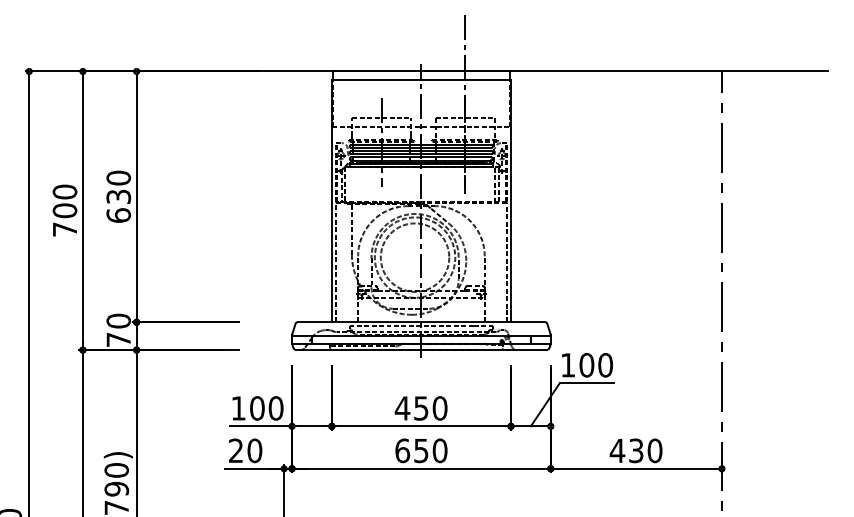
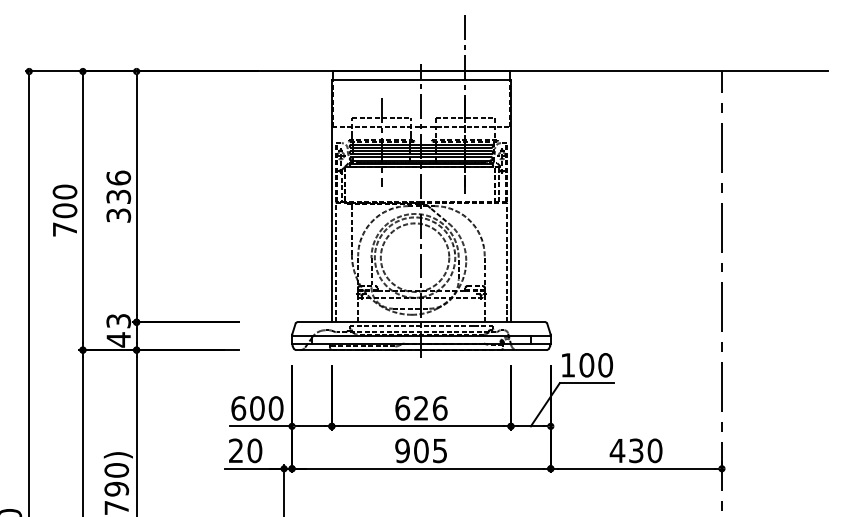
text: 630 -> 336 (118, 196)
text: 70 -> 43 (118, 330)
text: 100 -> 600 (238, 408)
text: 450 -> 626 (420, 408)
text: 650 -> 905 (421, 450)
